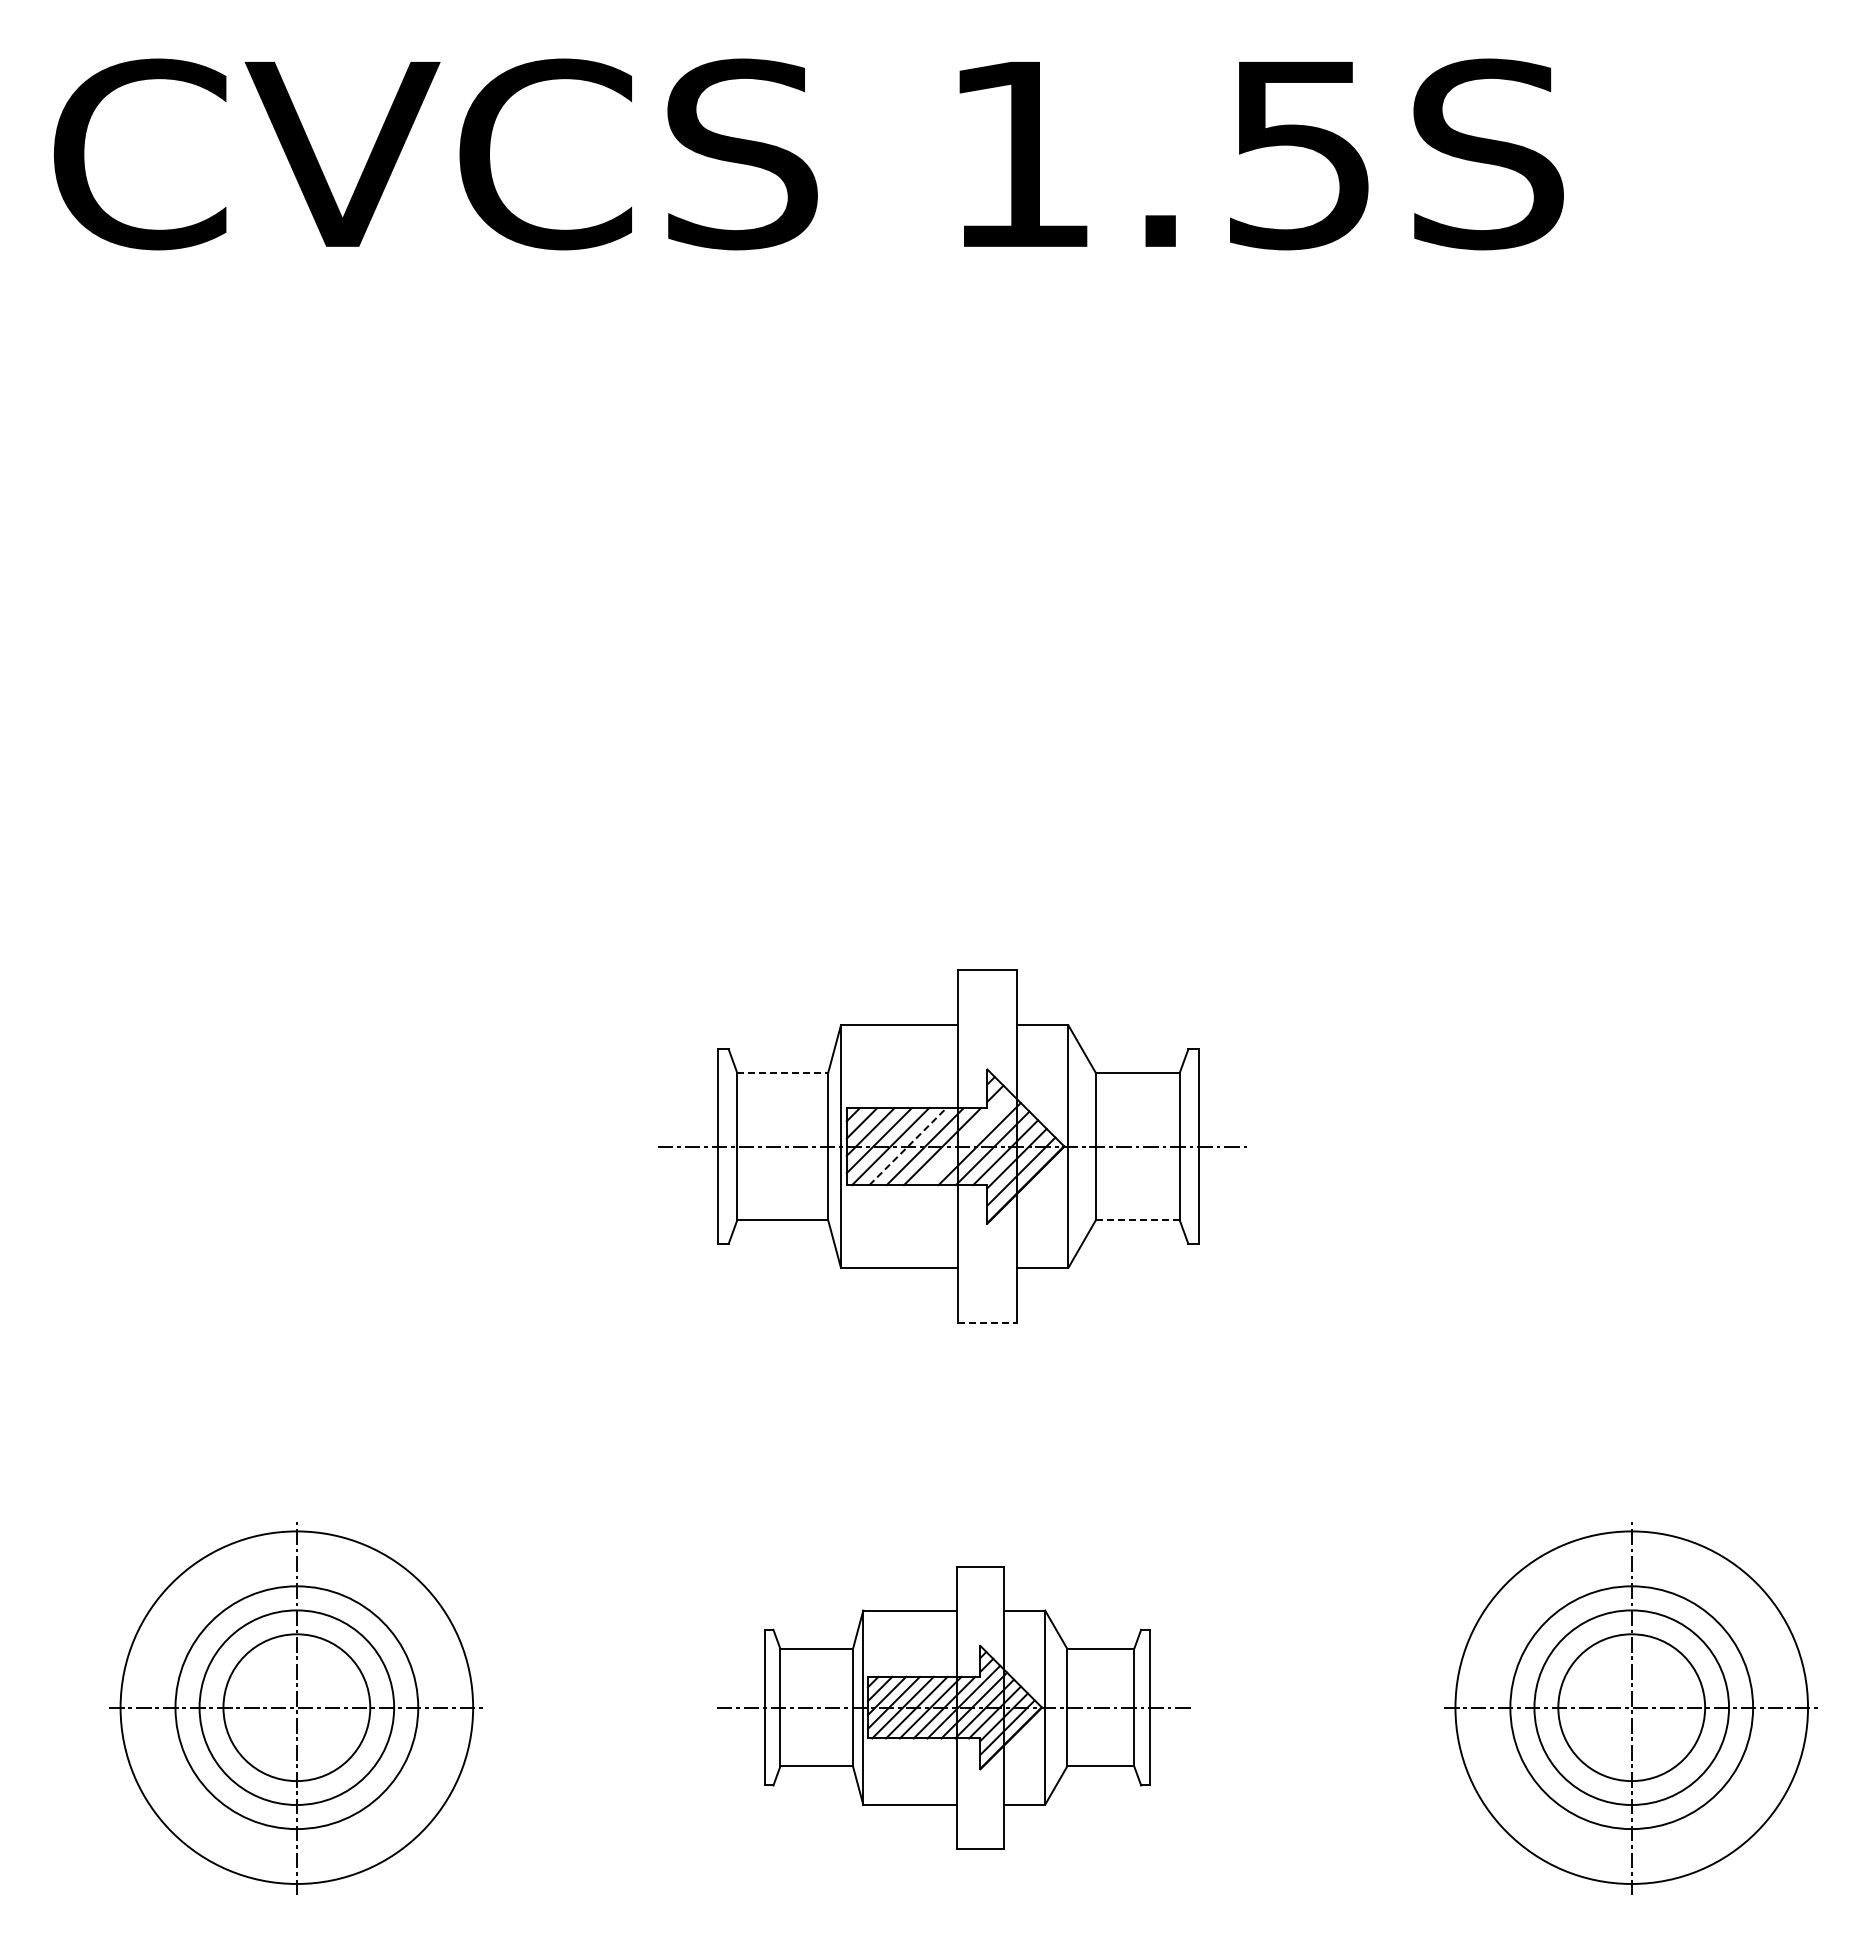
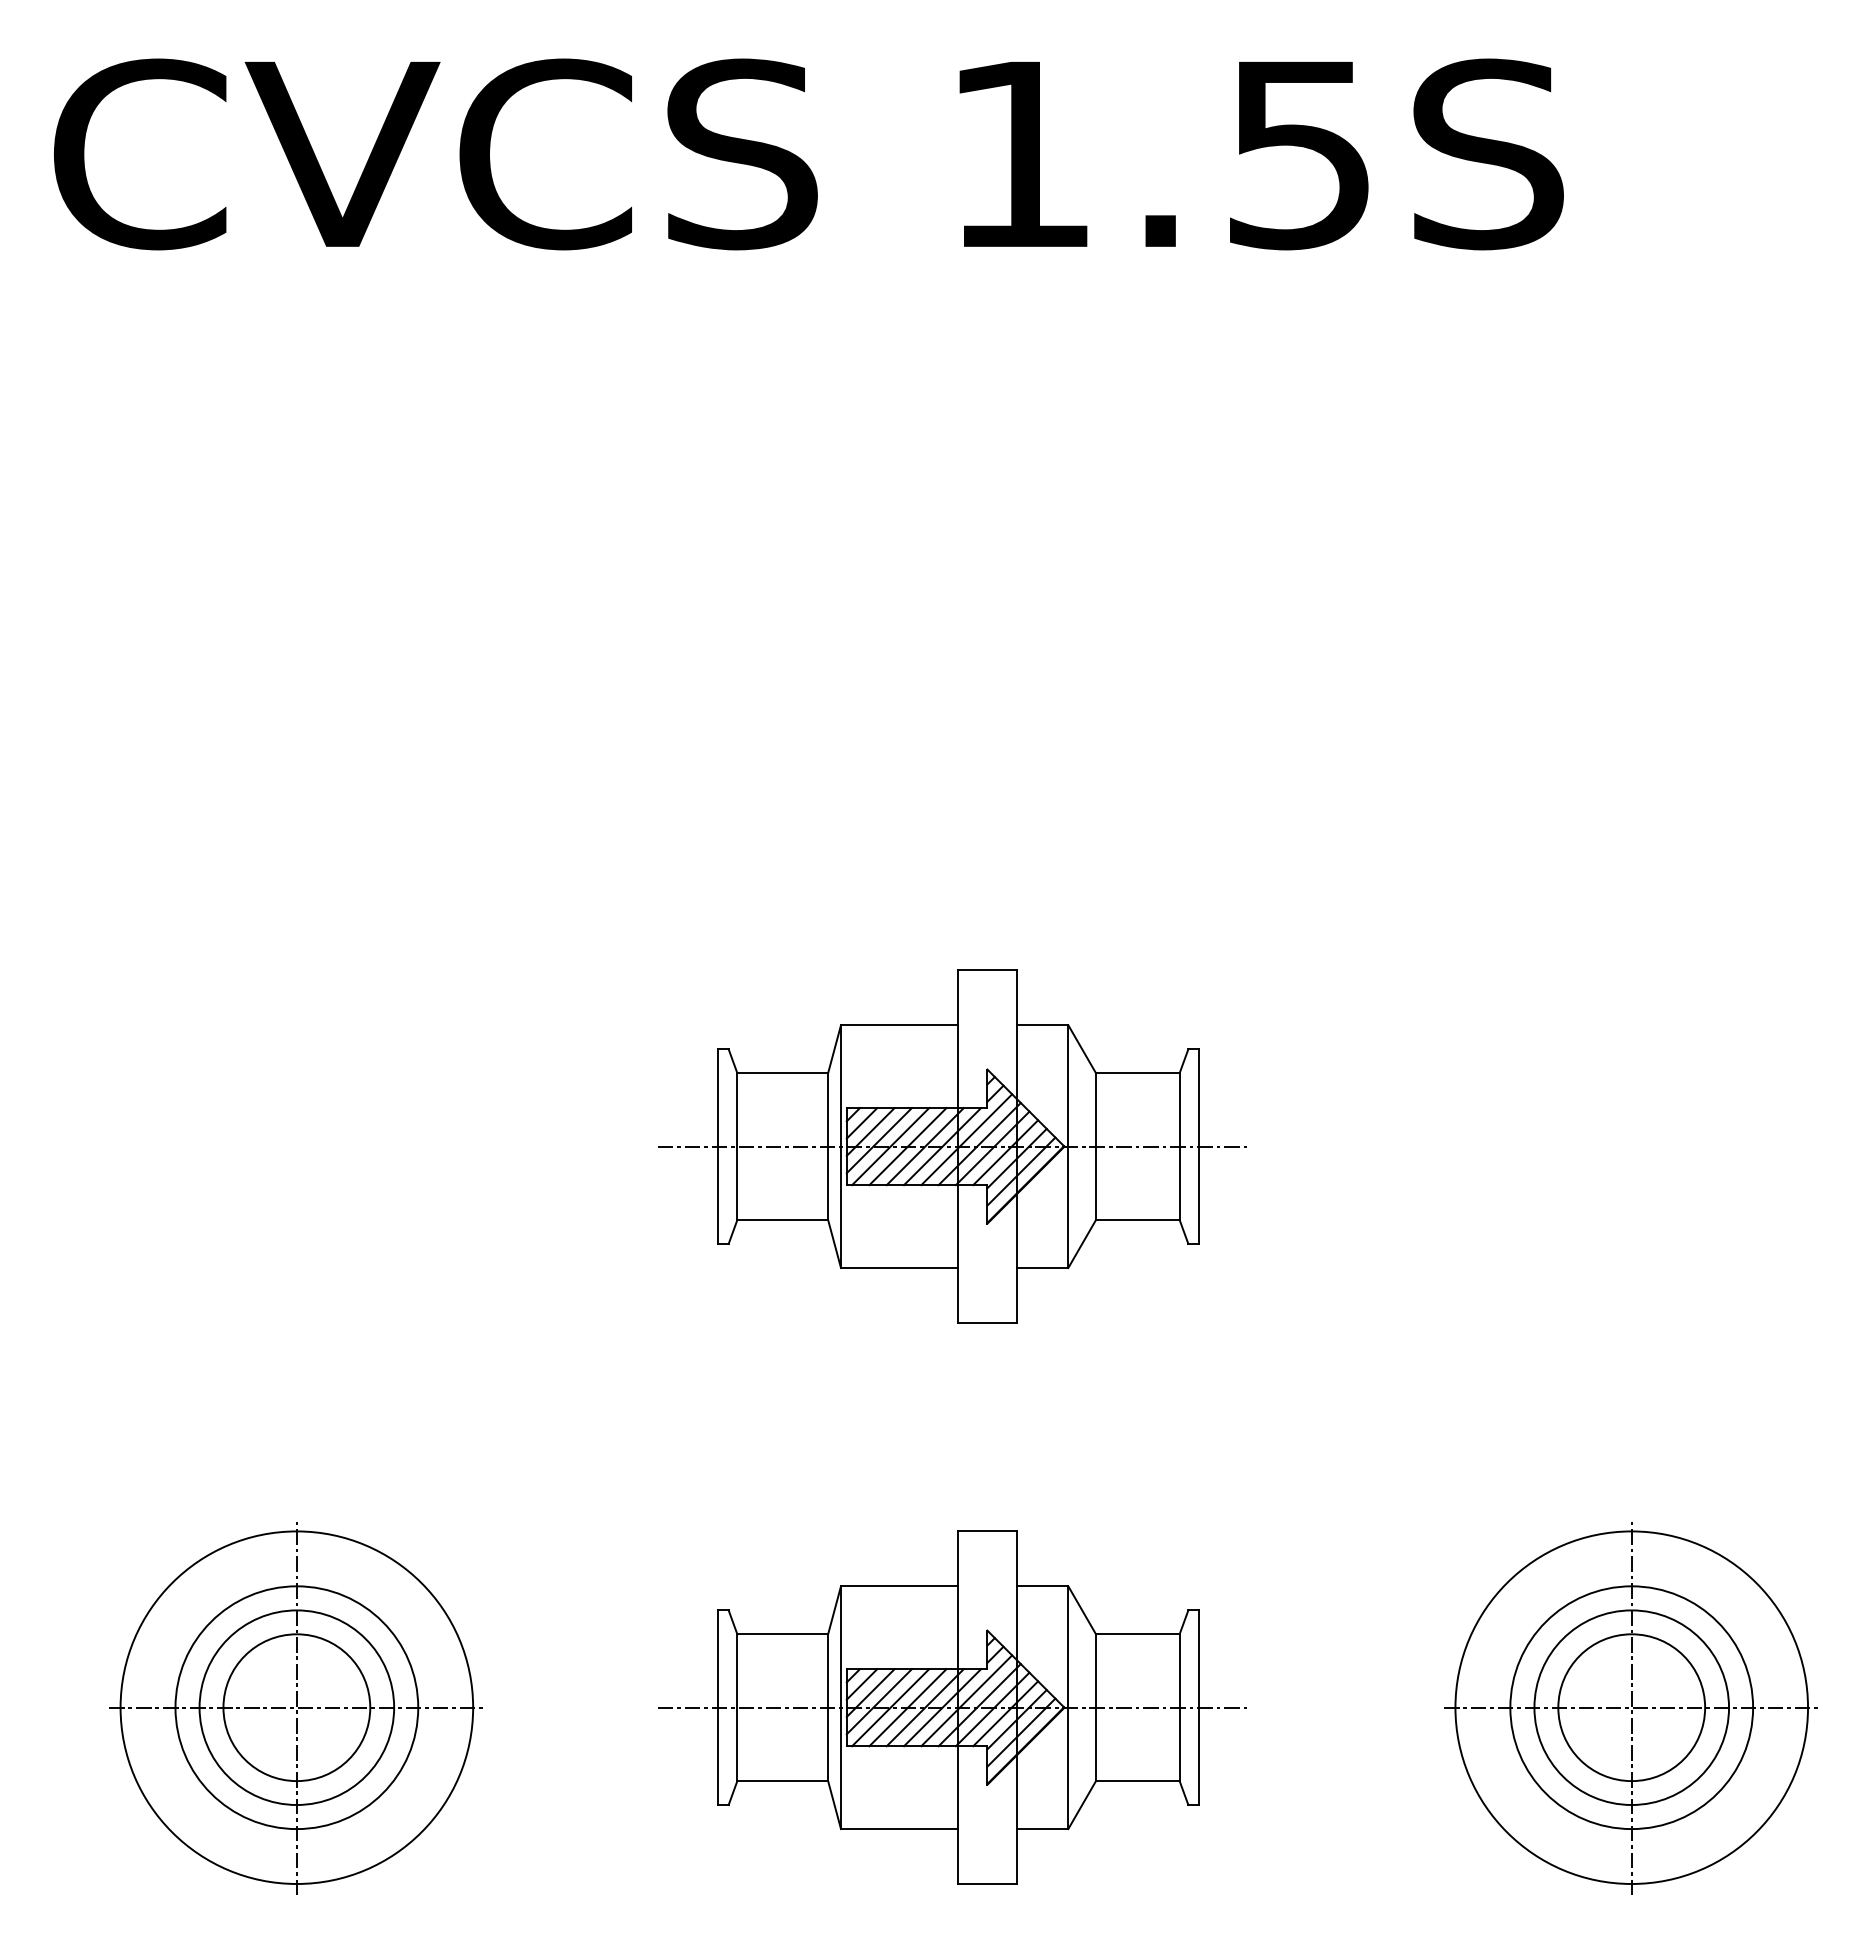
line: dashed -> solid (783, 1073)
line: none -> present (966, 1139)
line: dashed -> solid (908, 1146)
line: dashed -> solid (1137, 1220)
line: dashed -> solid (987, 1322)
part size: 474x284 px -> 589x355 px (952, 1707)
